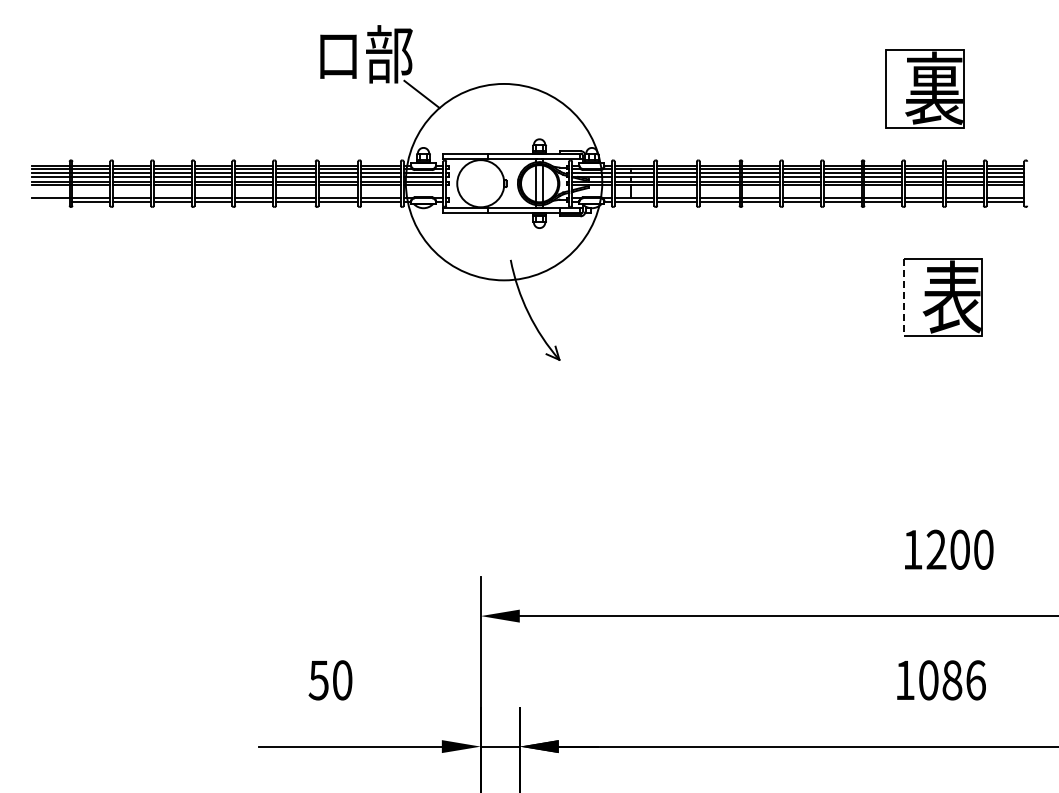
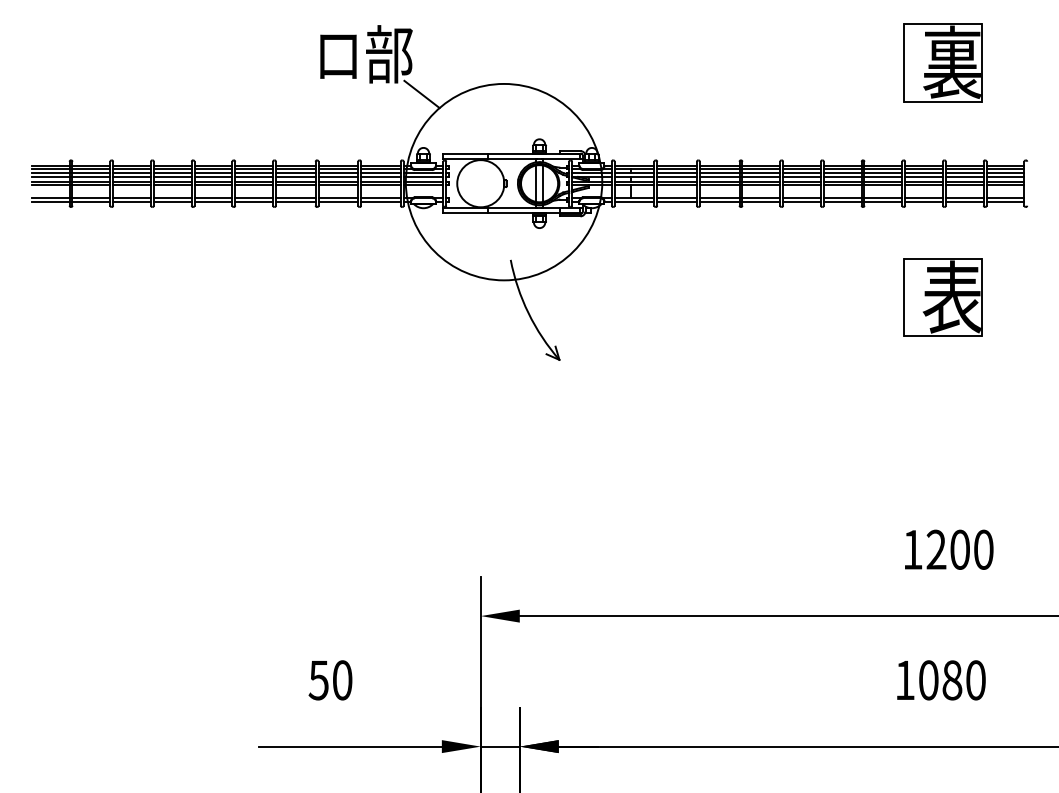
part position: (924, 88) -> (942, 62) (942, 62)
line: none -> present (50, 201)
line: dashed -> solid (904, 297)
text: 1086 -> 1080 (975, 680)
